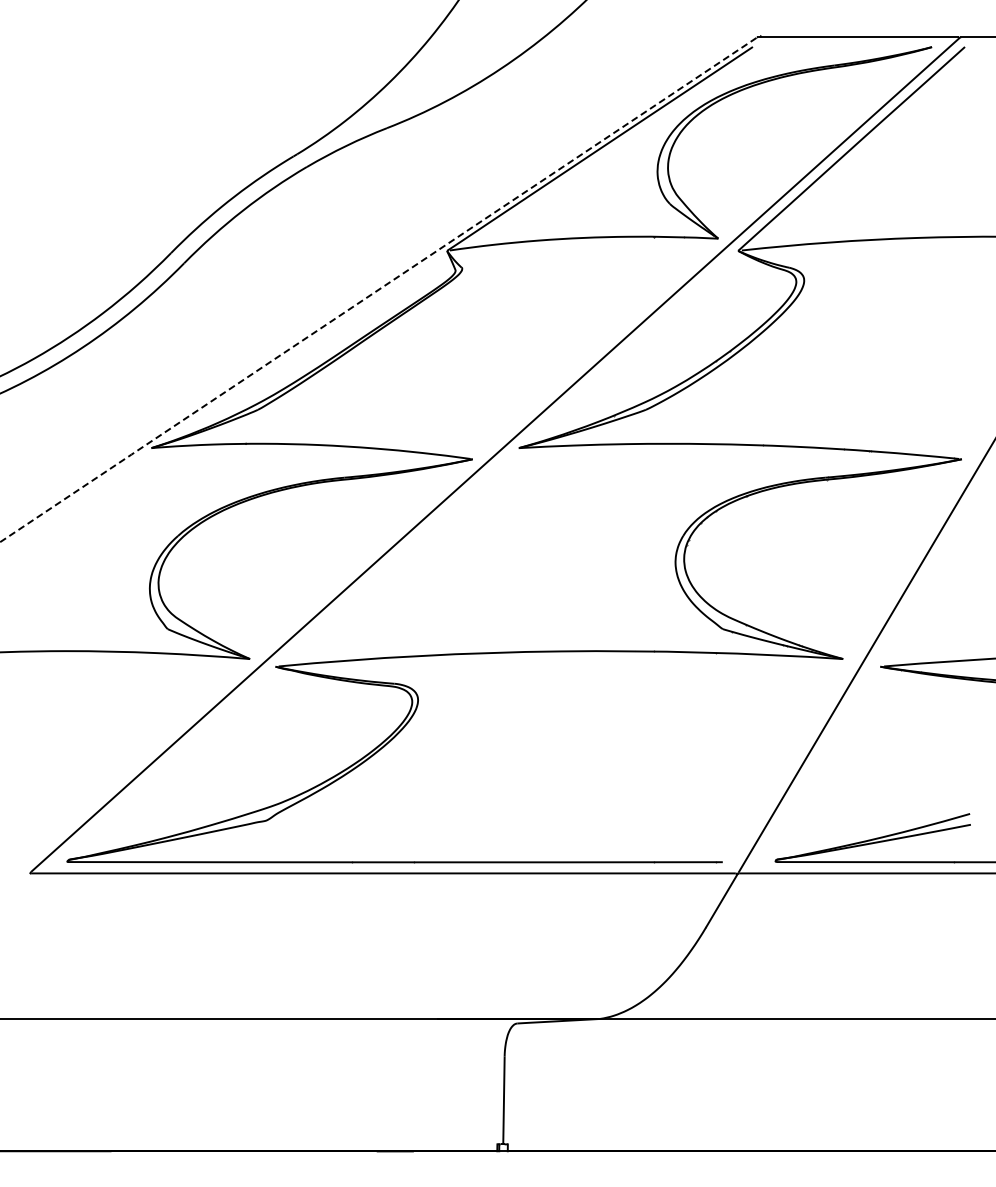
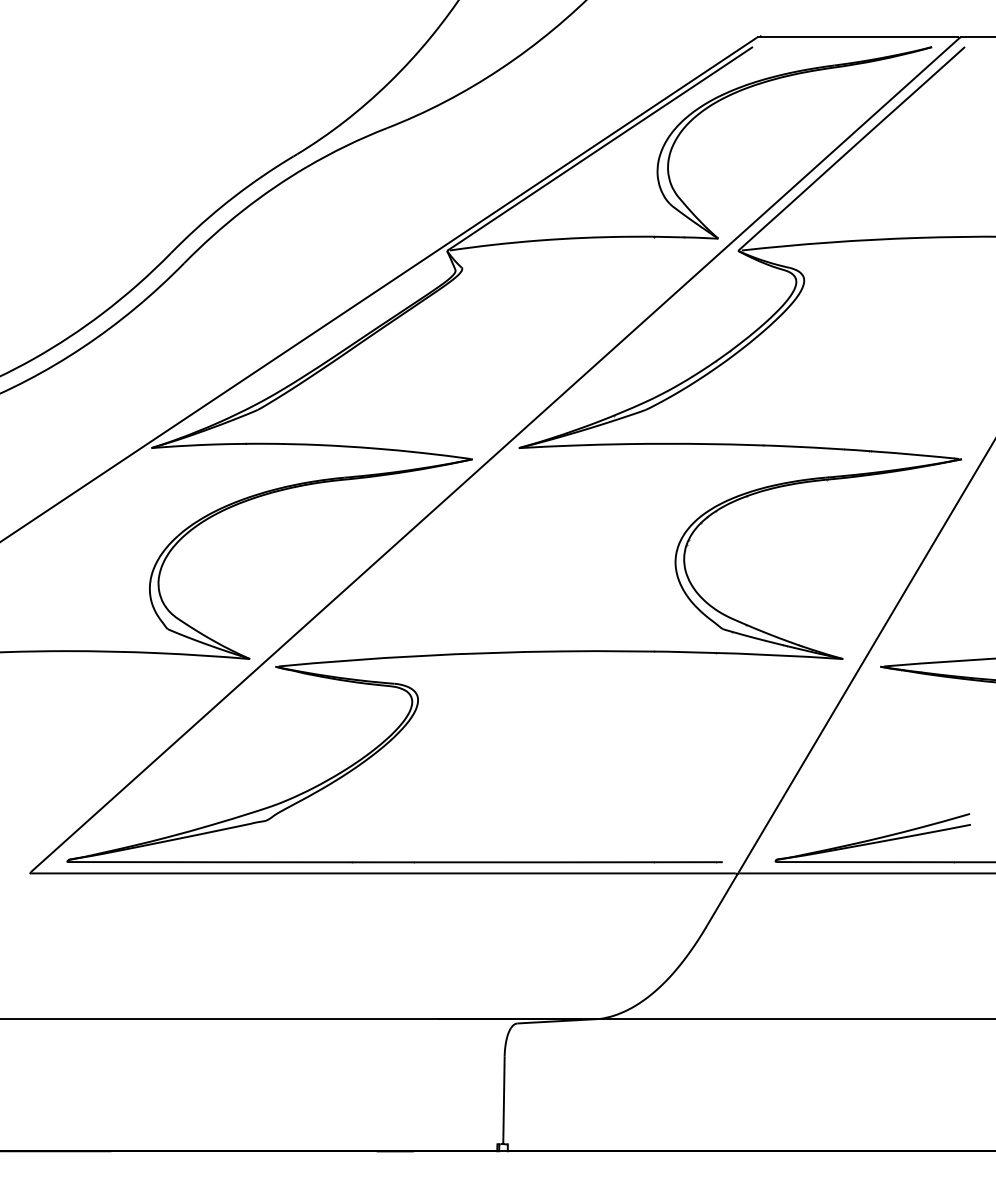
line: dashed -> solid (378, 289)
